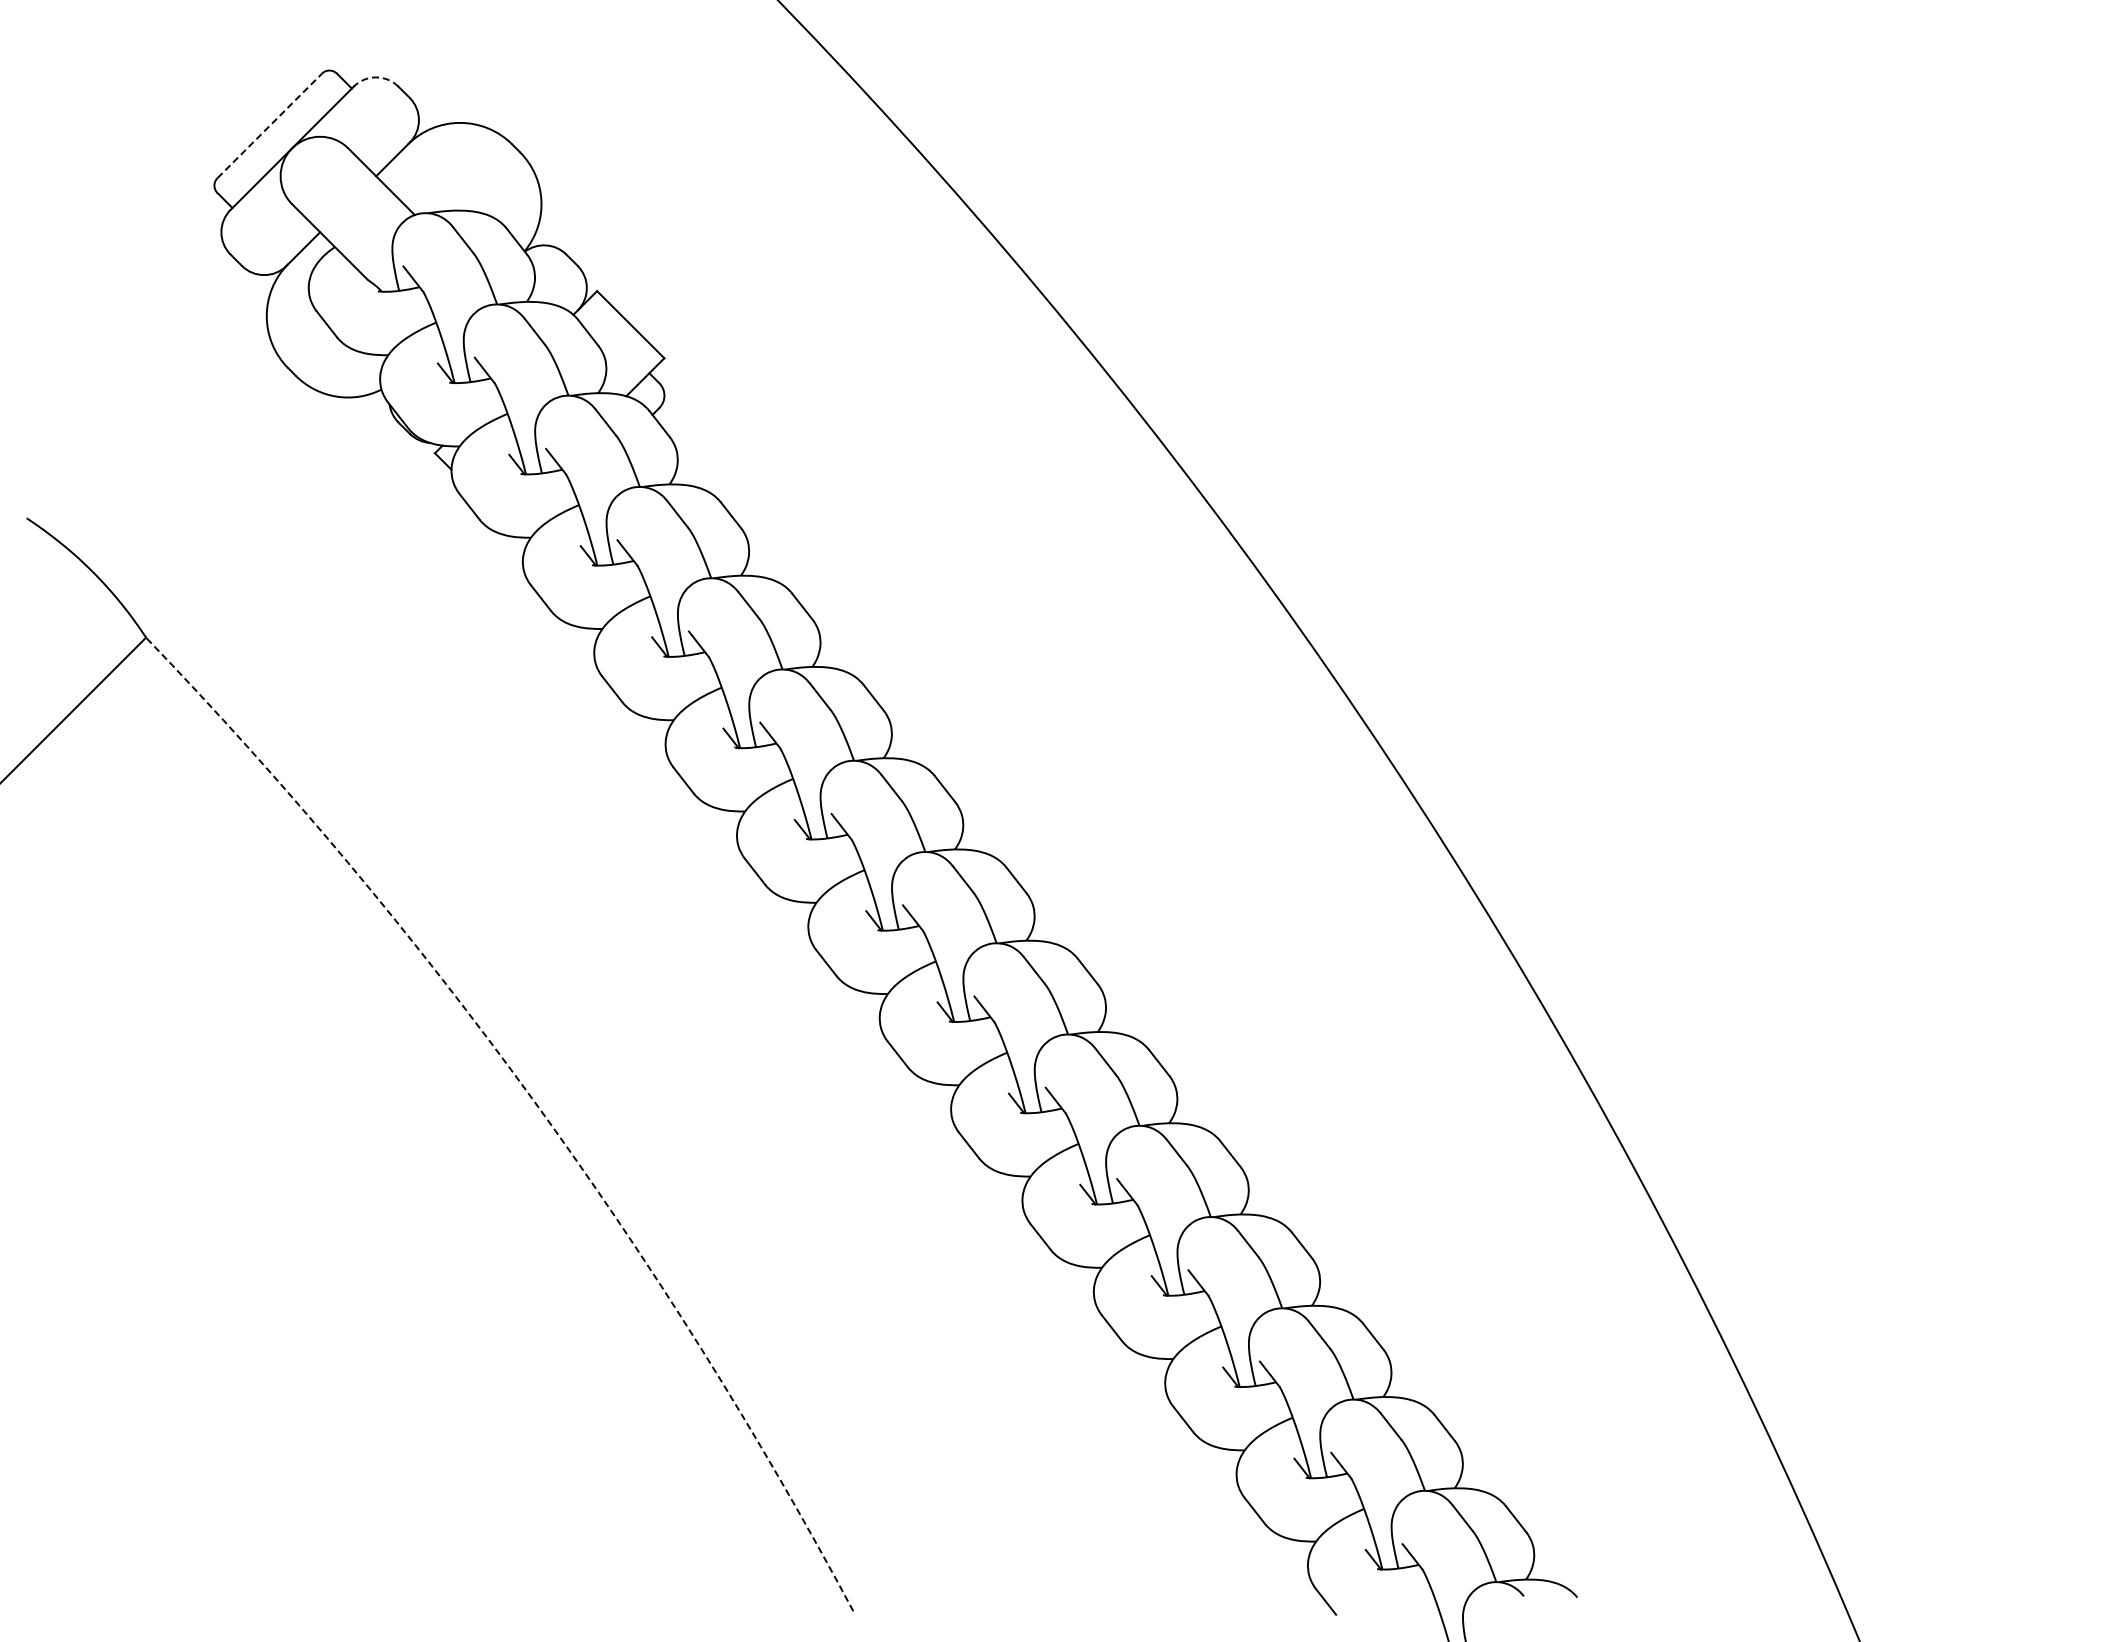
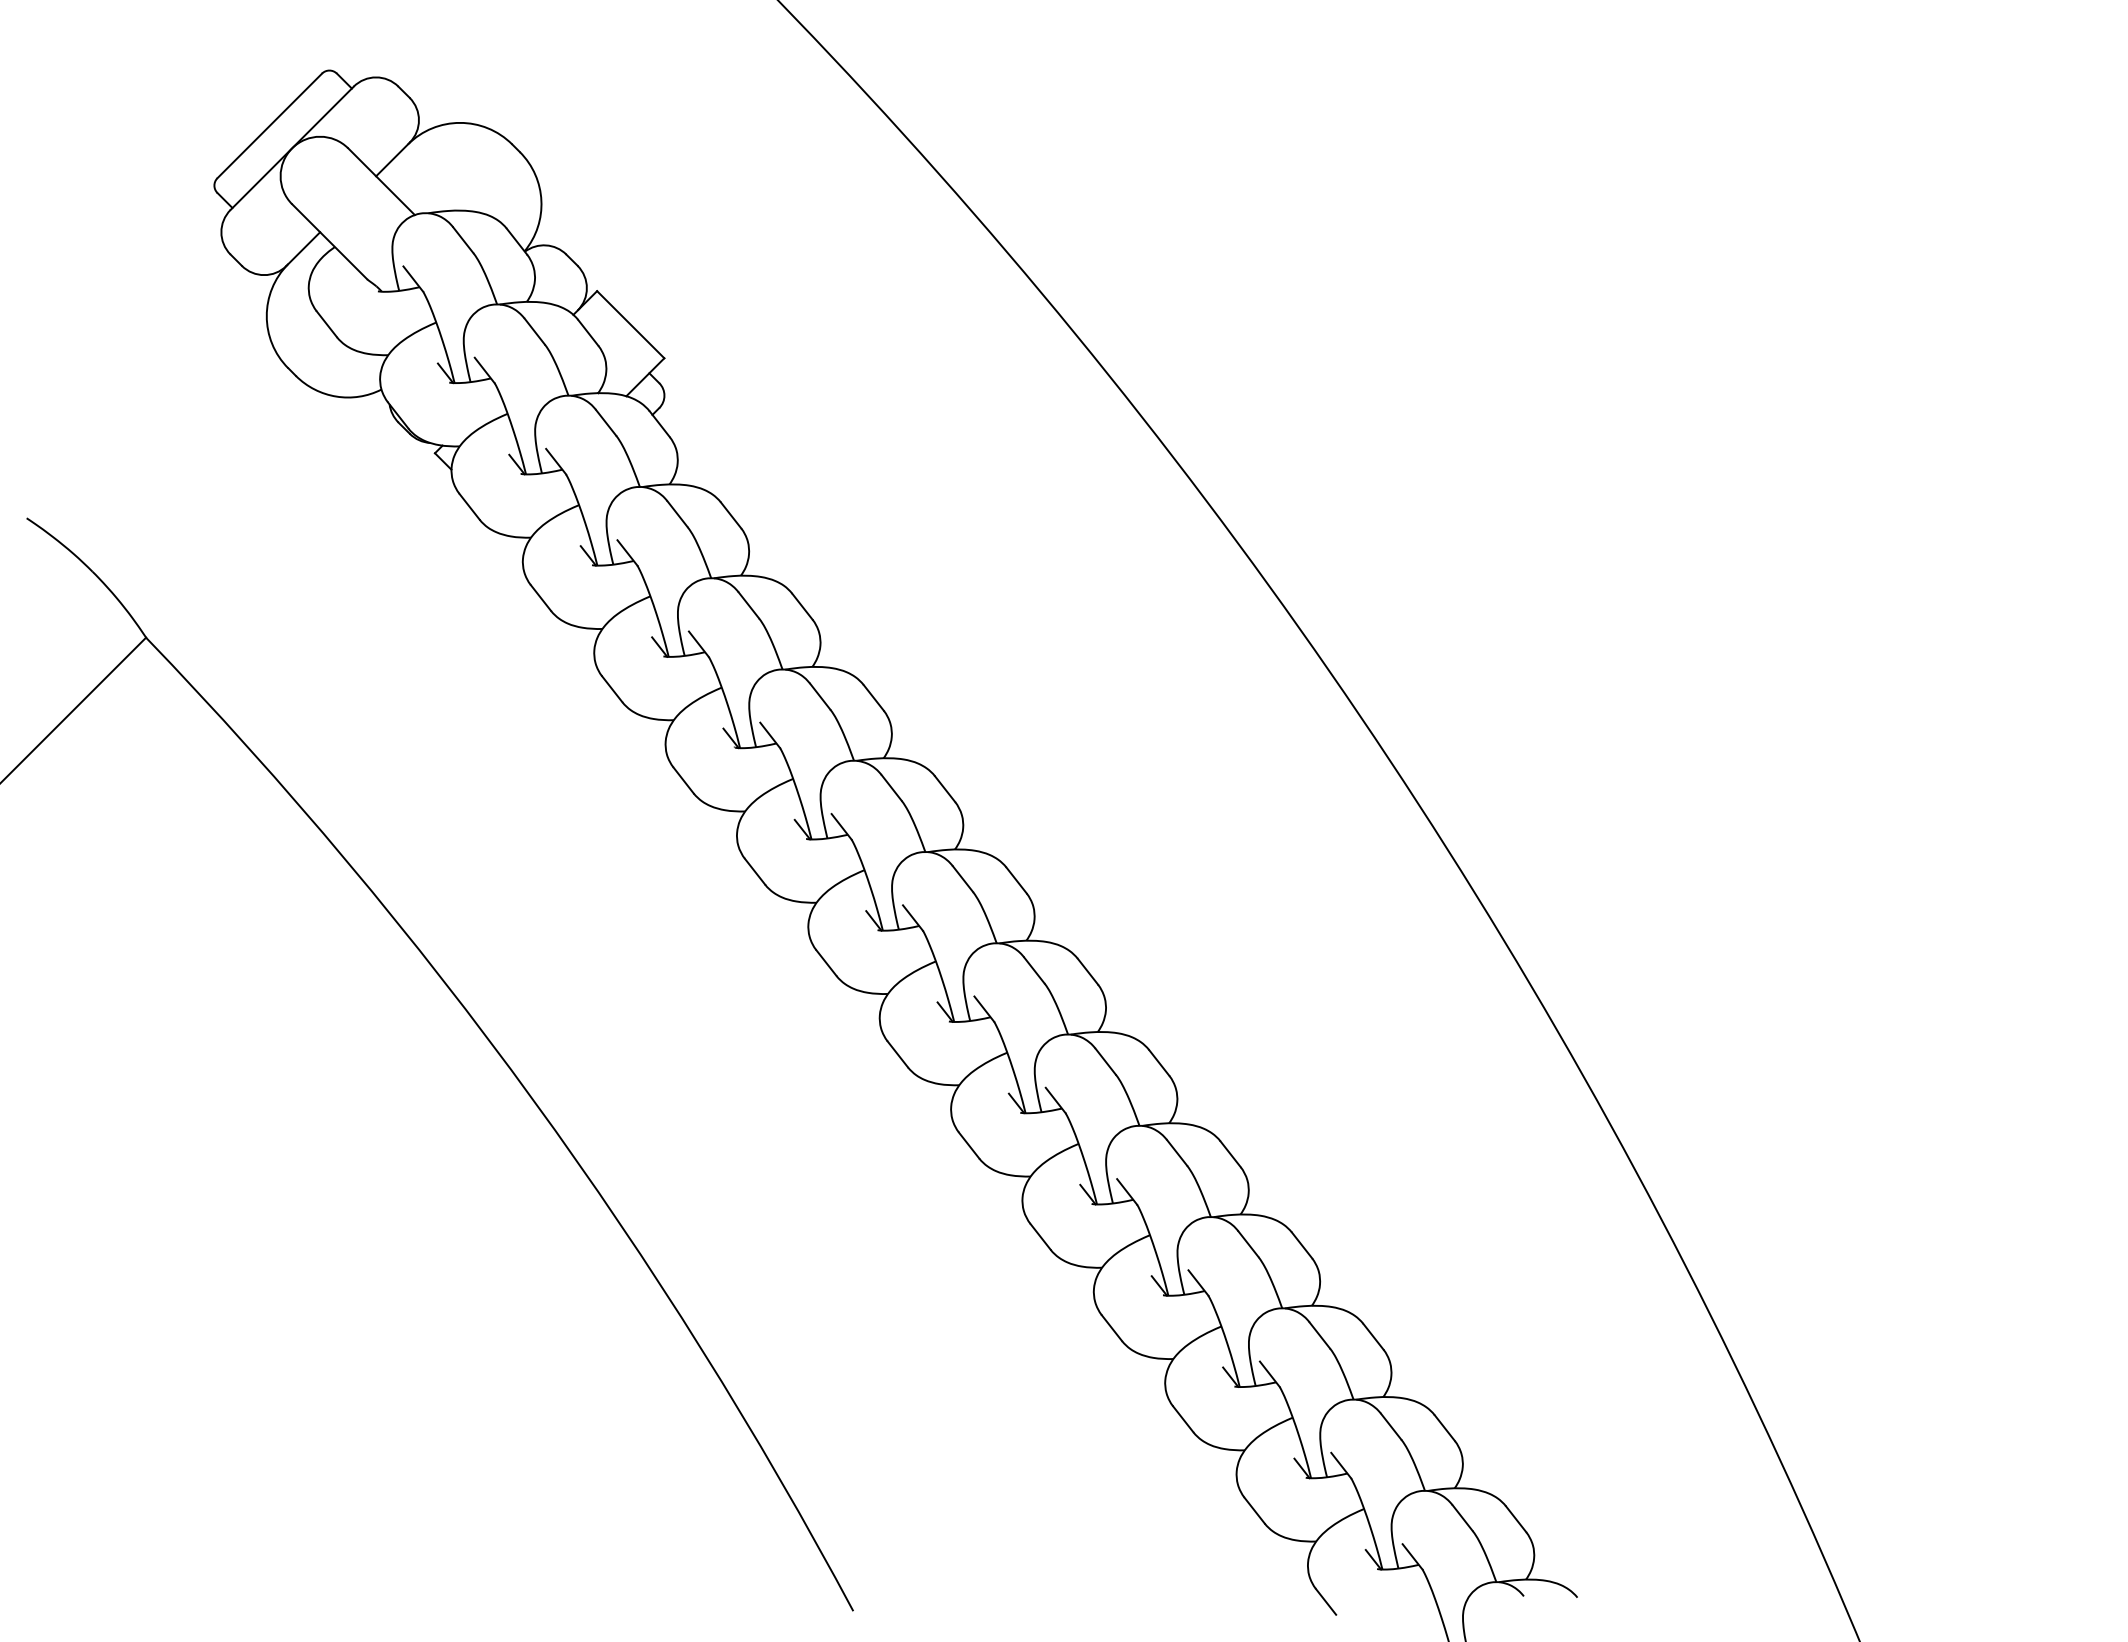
arc: dashed -> solid (376, 77)
line: dashed -> solid (269, 125)
arc: dashed -> solid (533, 1100)
